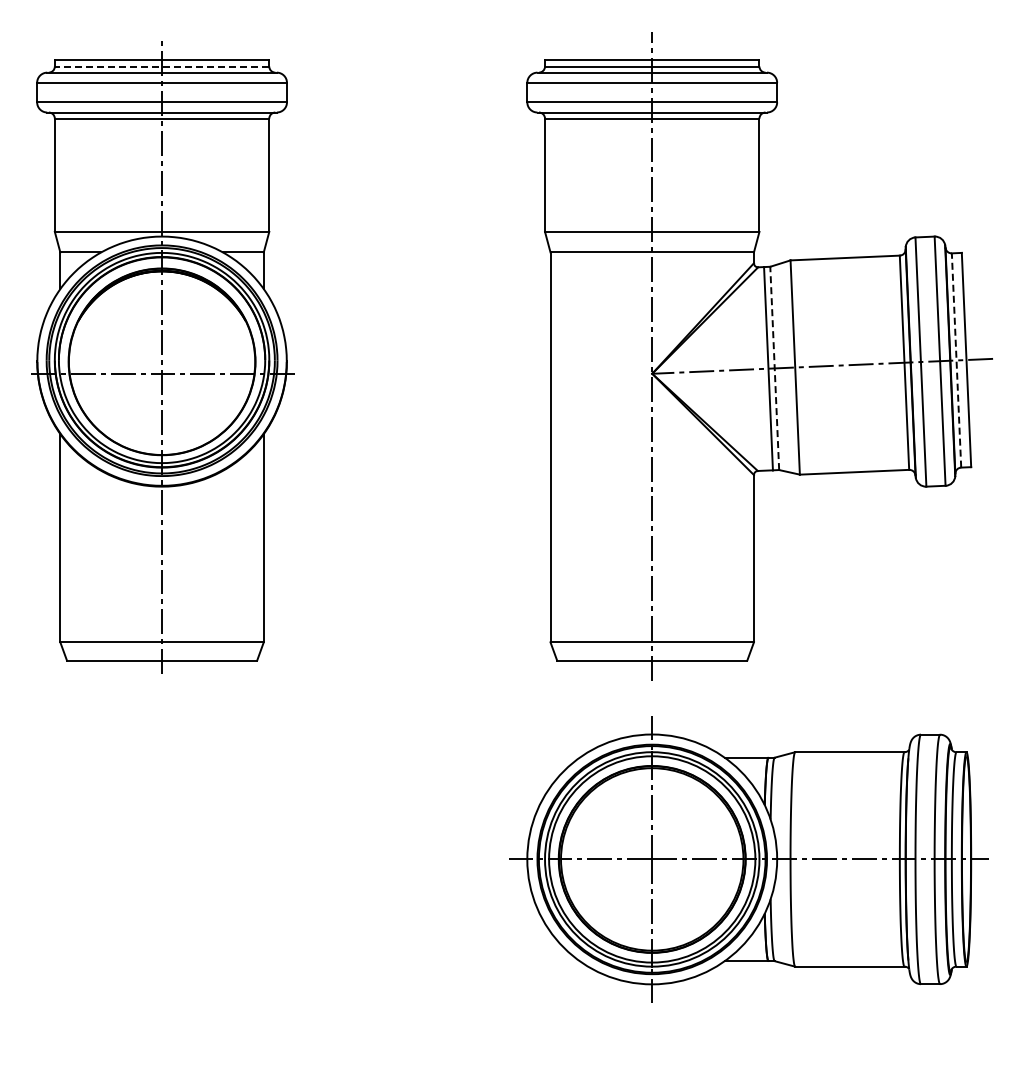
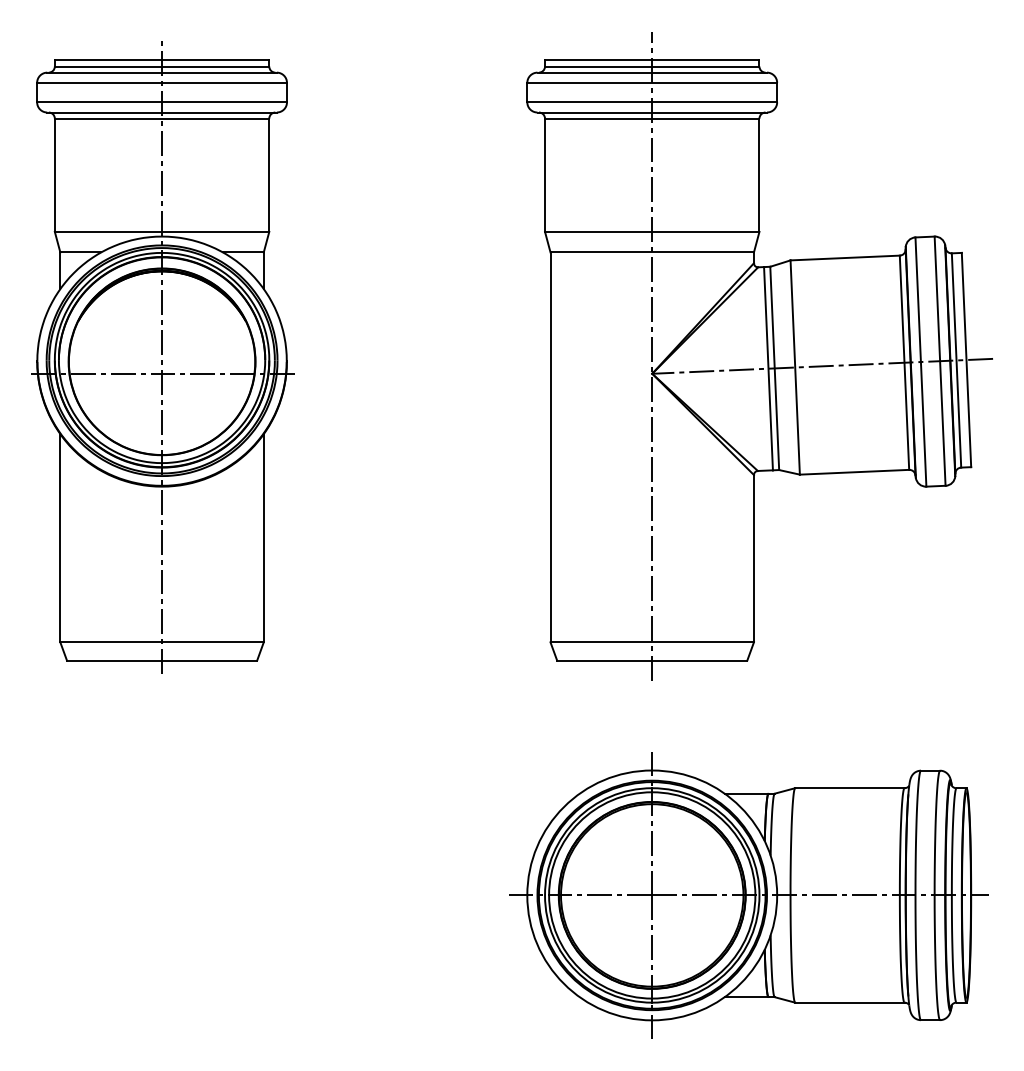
line: dashed -> solid (161, 66)
line: dashed -> solid (956, 359)
line: dashed -> solid (774, 368)
part position: (748, 859) -> (748, 895) (748, 895)
